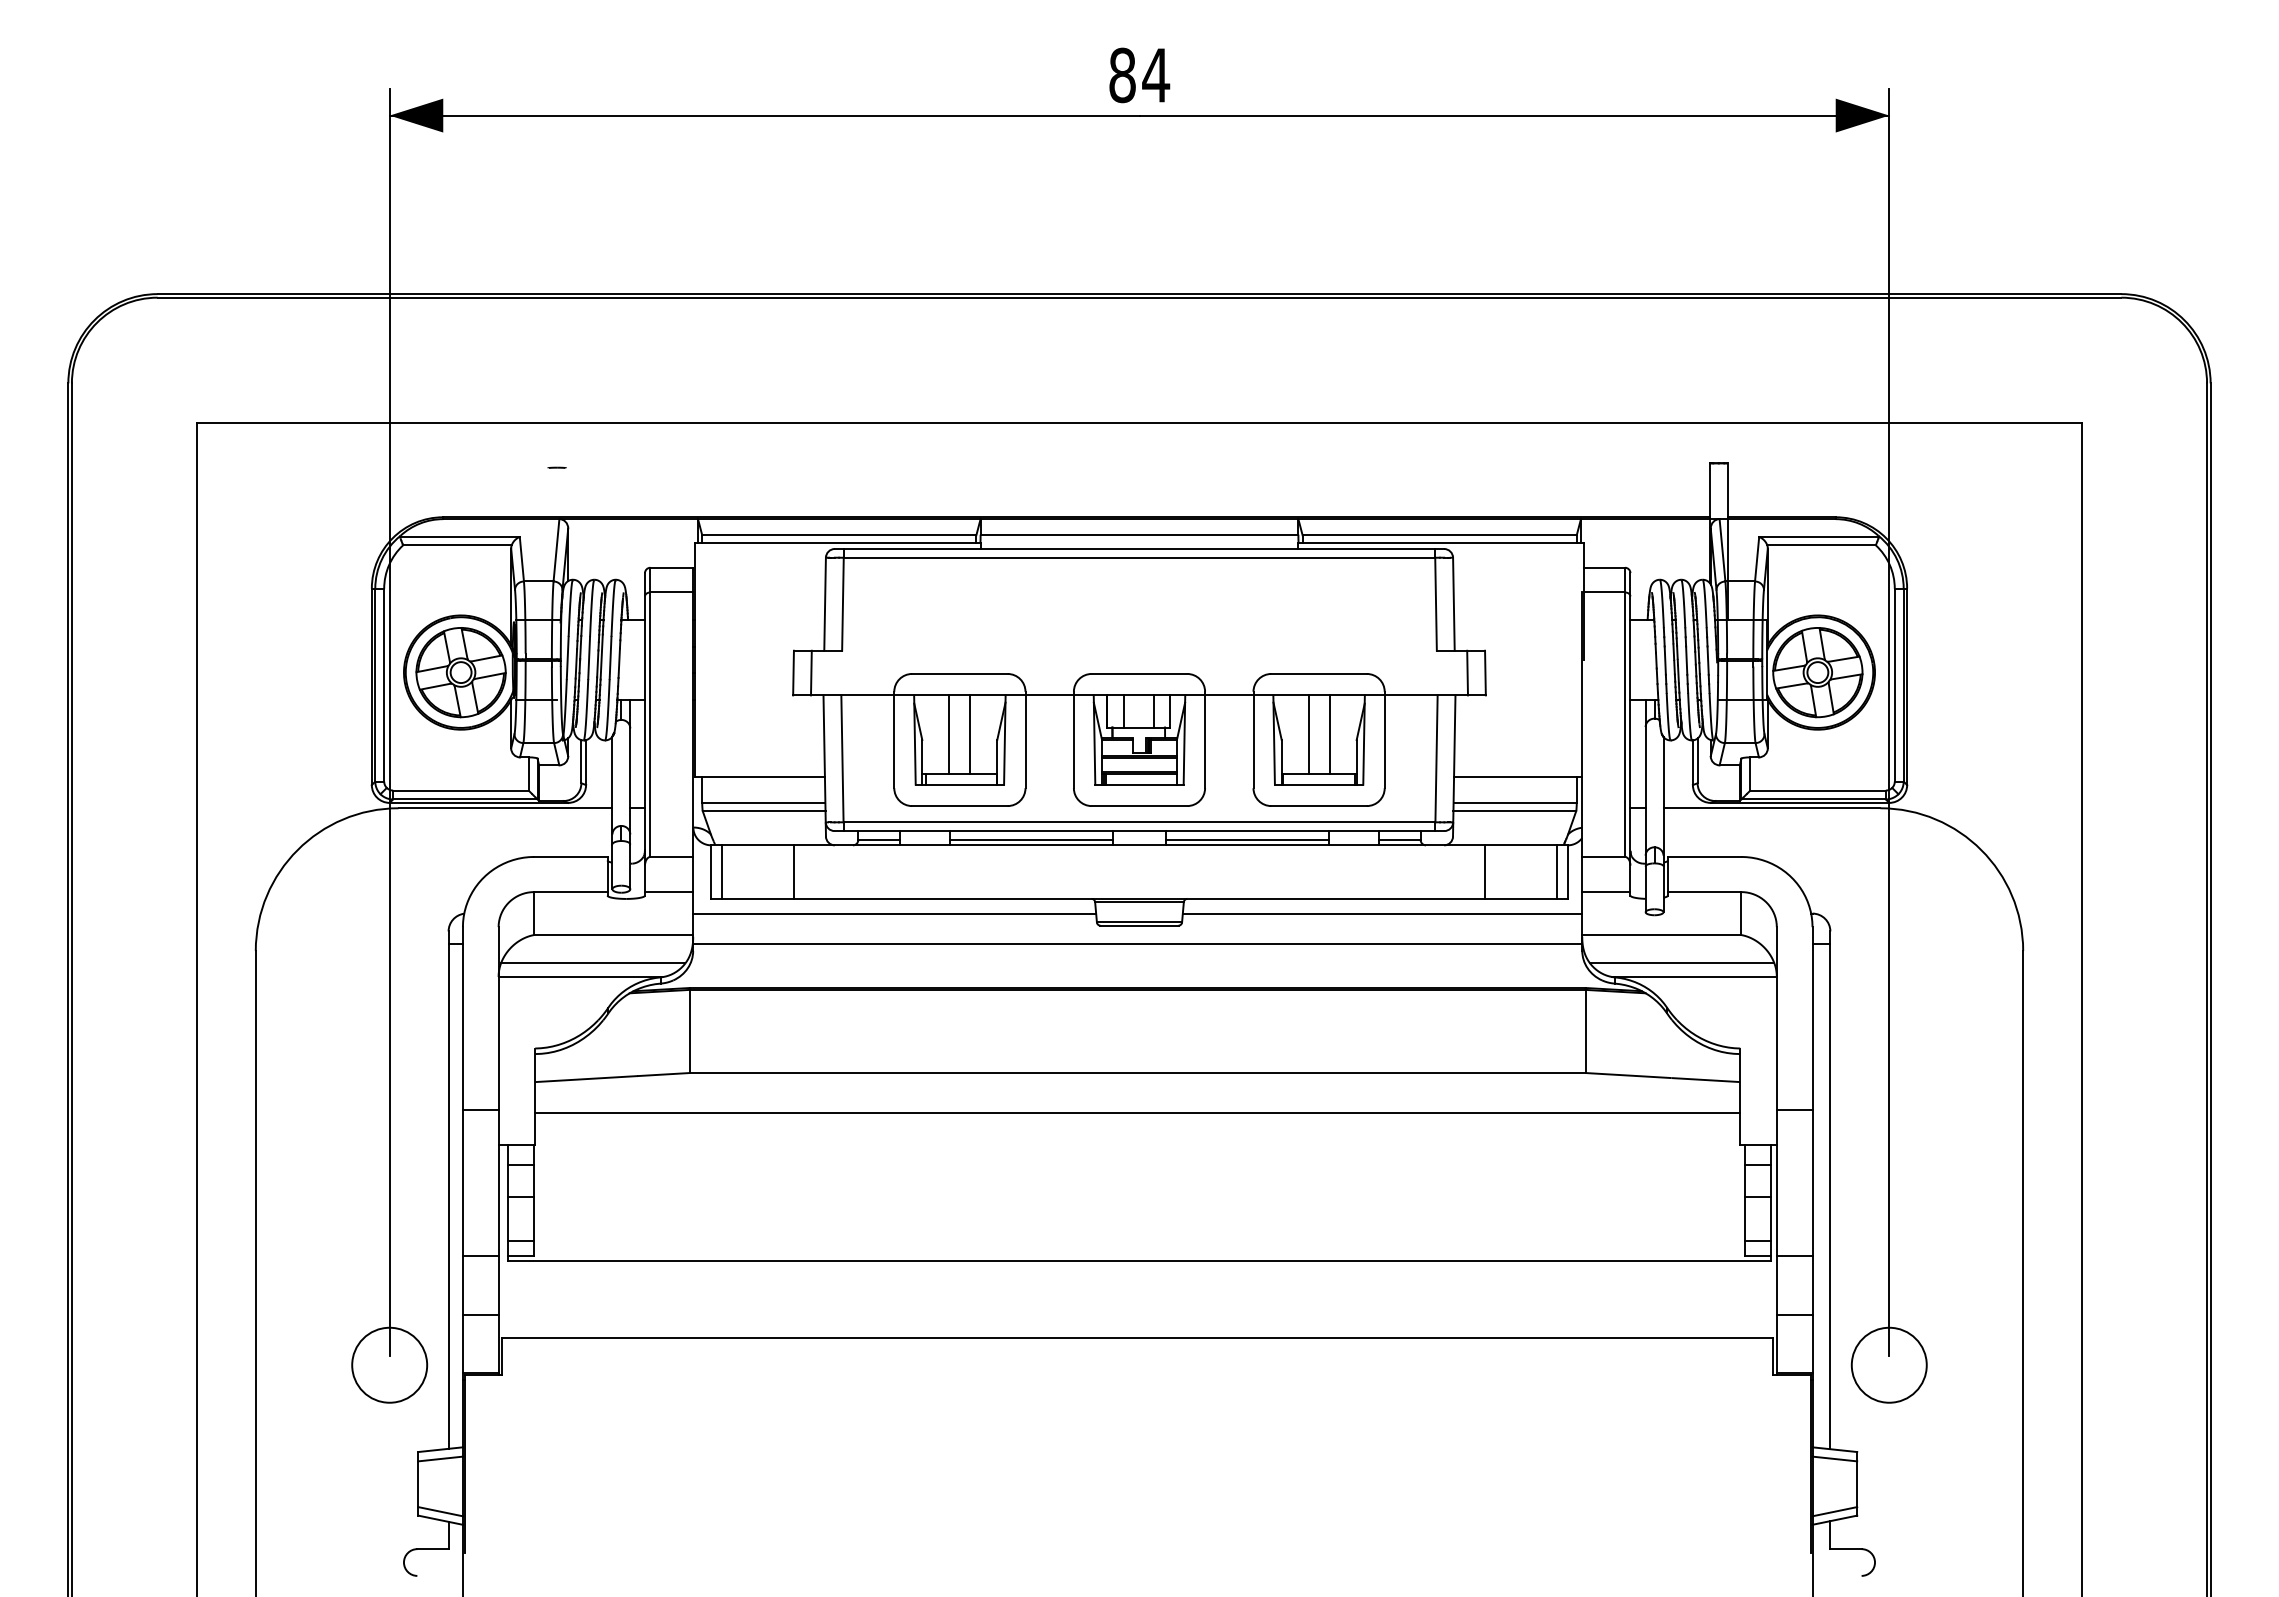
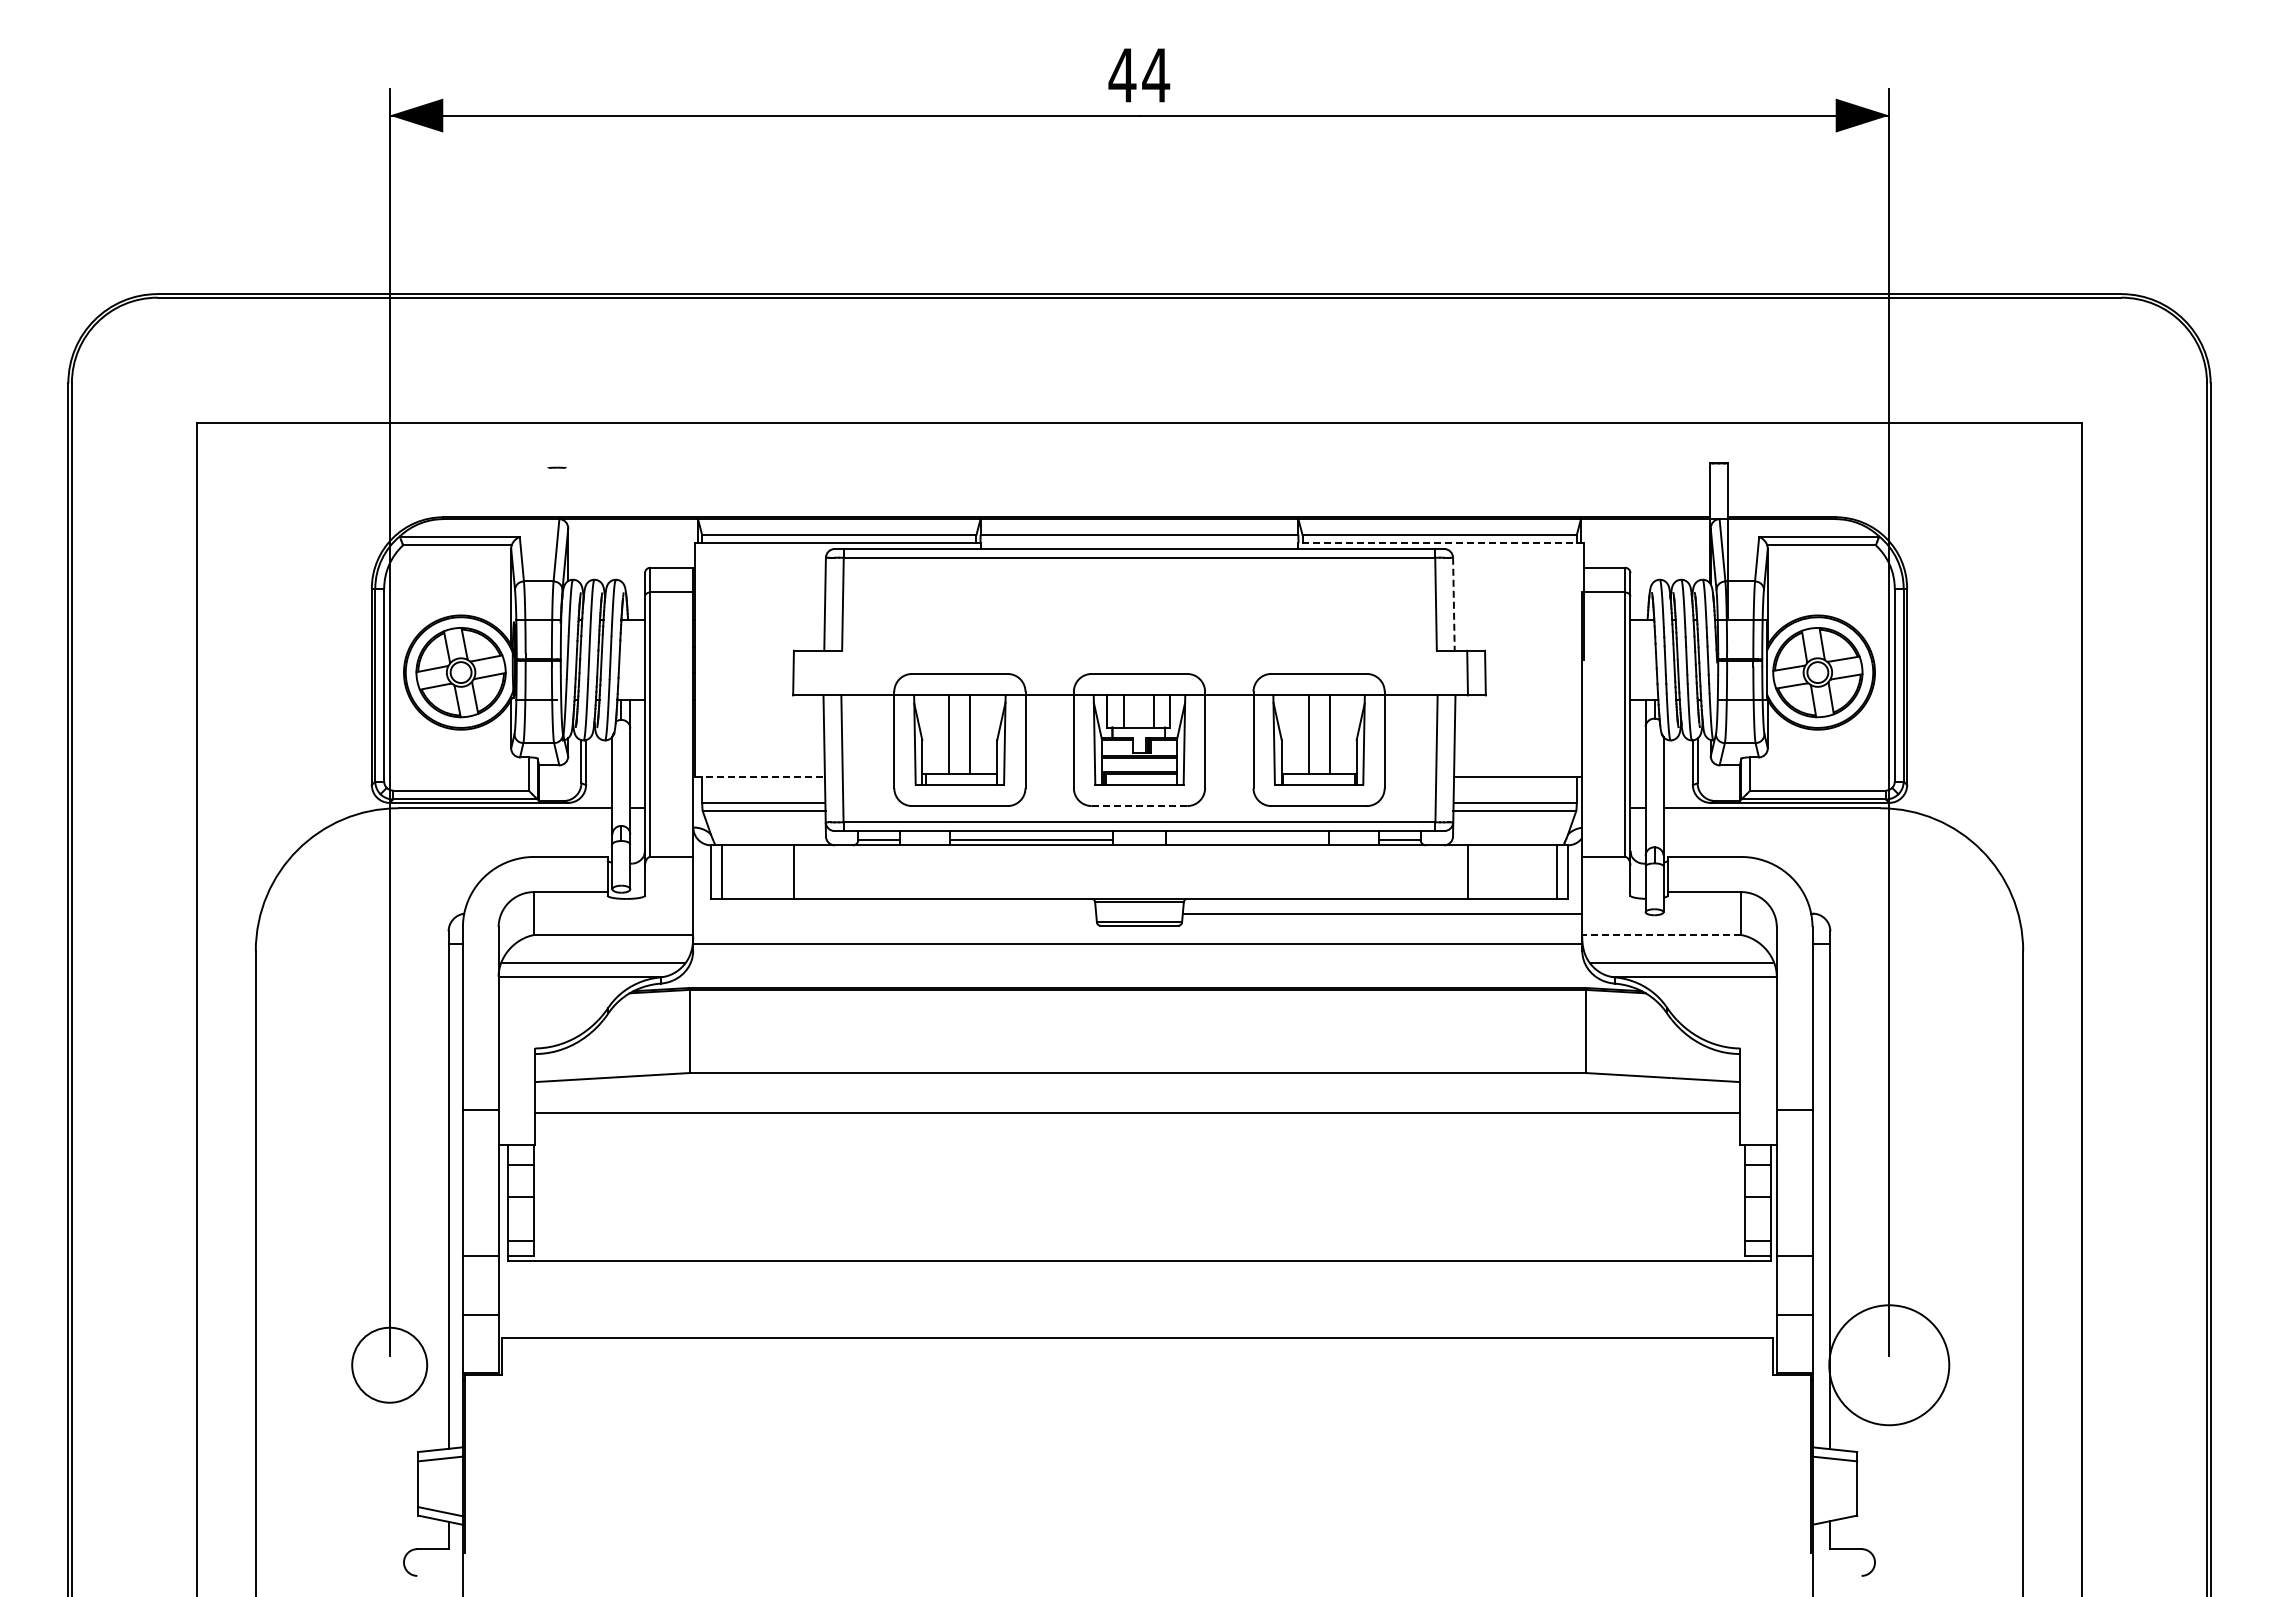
text: 84 -> 44 (1122, 75)
line: solid -> dashed (1441, 543)
line: solid -> dashed (1453, 604)
line: present -> none (811, 672)
line: solid -> dashed (759, 777)
line: solid -> dashed (1139, 806)
line: present -> none (1247, 839)
line position: (1485, 871) -> (1468, 871) (1468, 871)
line: present -> none (669, 892)
line: present -> none (1606, 892)
line: present -> none (894, 913)
line: solid -> dashed (1661, 935)
circle diameter: 75 px -> 120 px (1889, 1365)
line: present -> none (1834, 1511)
